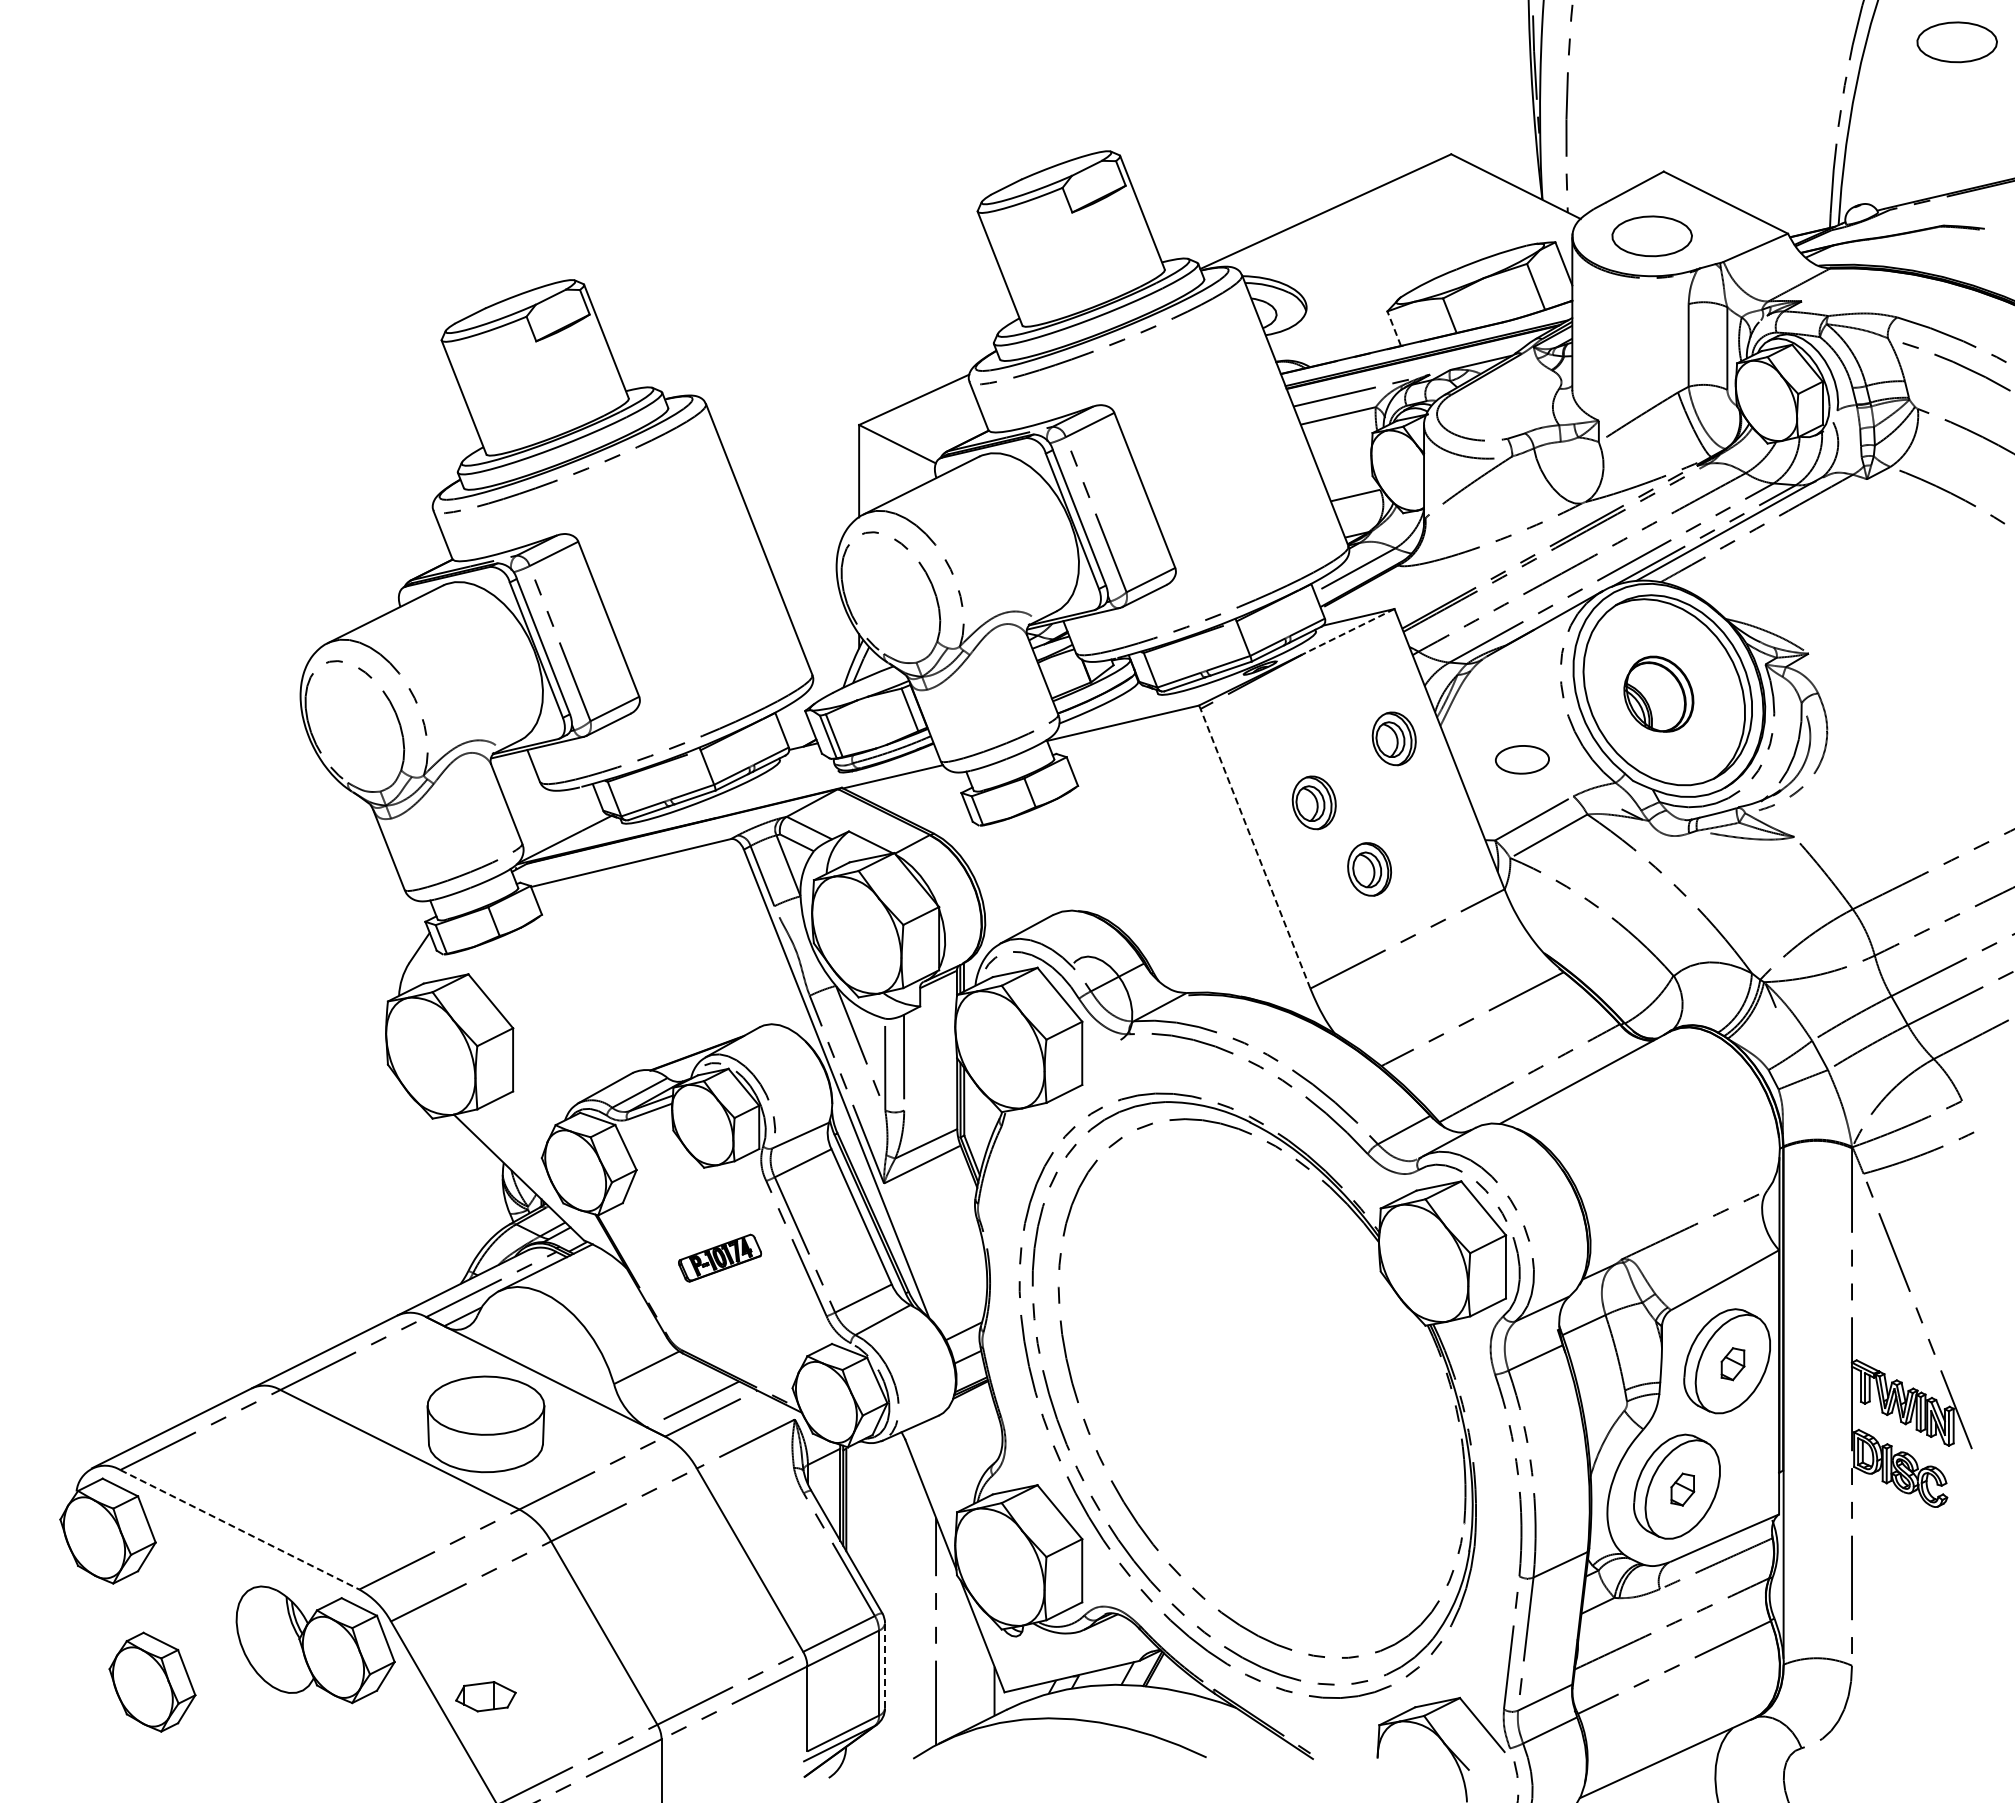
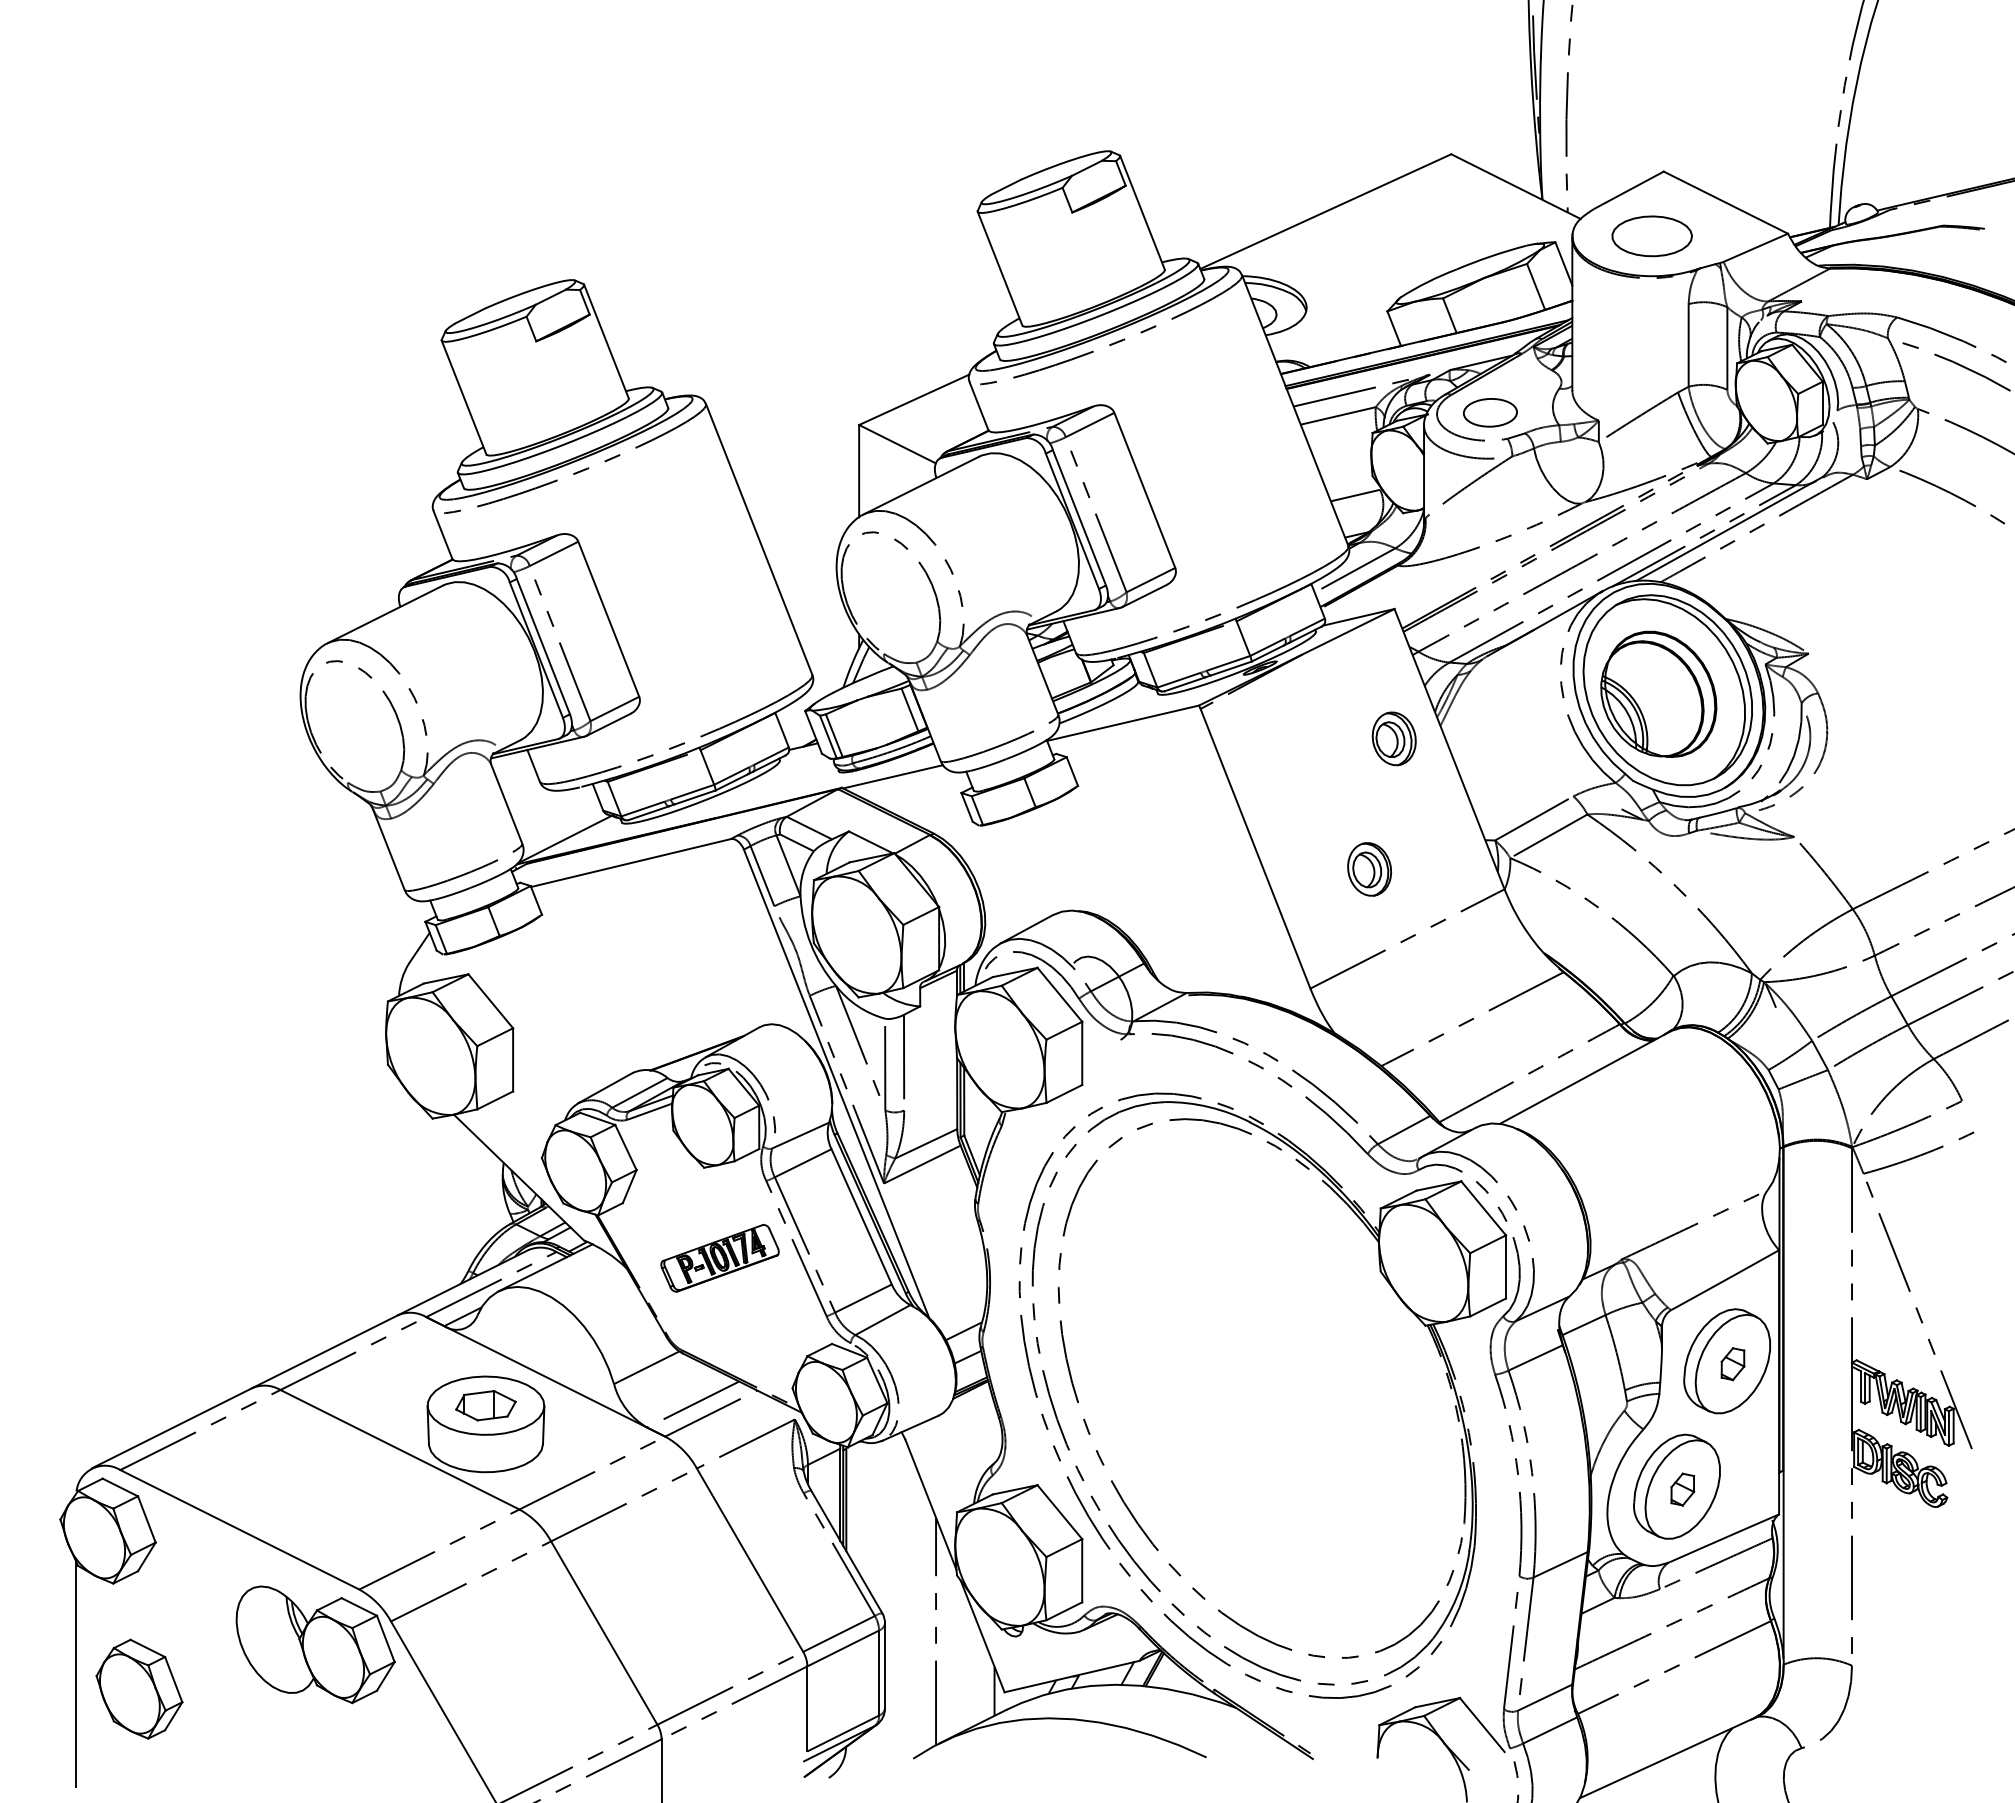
part: present -> none (1956, 42)
line: dashed -> solid (1394, 328)
line: dashed -> solid (1348, 631)
part size: 72x78 px -> 118x128 px (1658, 693)
part position: (1522, 759) -> (1490, 412) (1490, 412)
part: present -> none (1313, 802)
line: dashed -> solid (1255, 848)
part size: 84x50 px -> 120x70 px (719, 1257)
line: dashed -> solid (239, 1529)
line: dashed -> solid (885, 1665)
line: none -> present (75, 1673)
part position: (152, 1681) -> (139, 1688) (139, 1688)
part position: (485, 1696) -> (485, 1405) (485, 1405)
